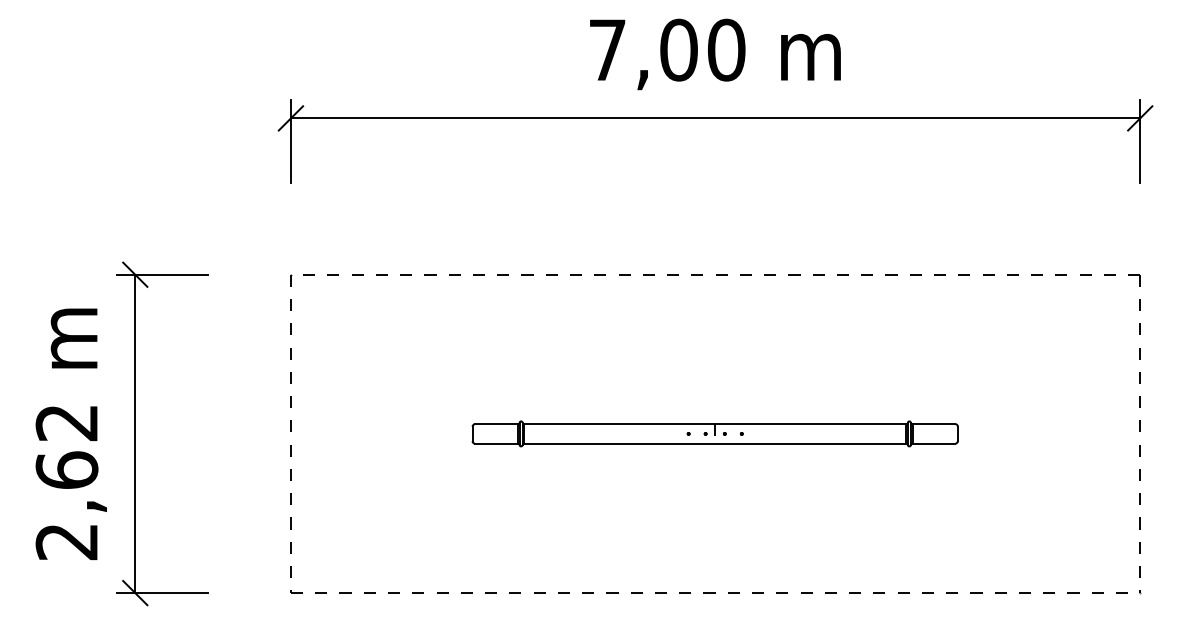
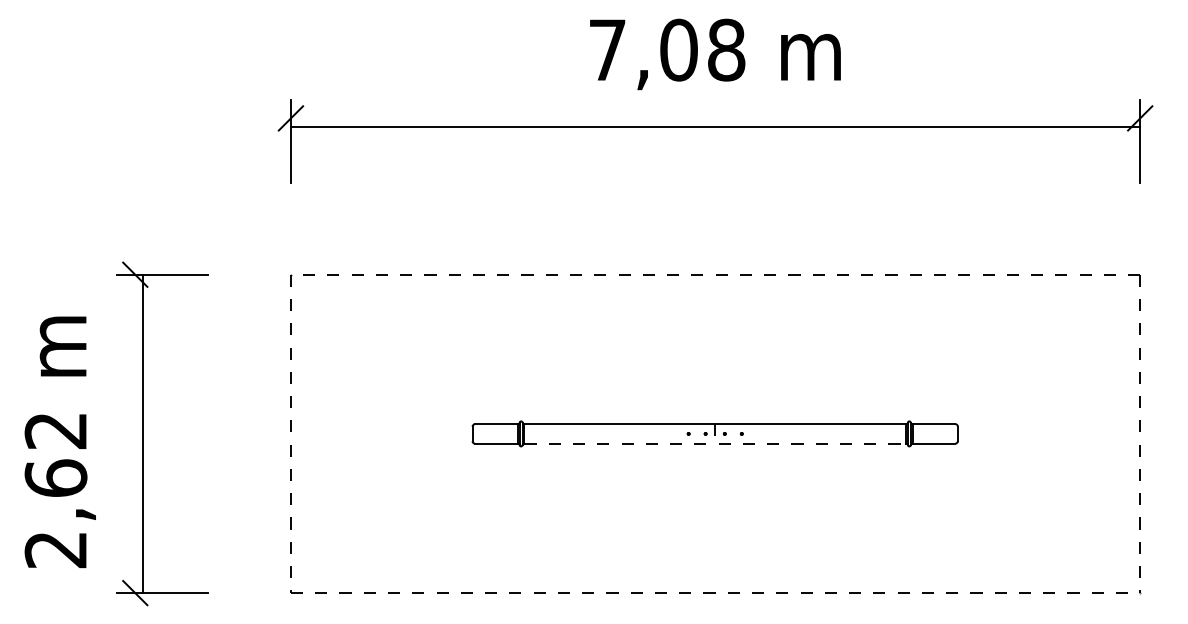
text: 7,00 -> 7,08 (726, 50)
line position: (715, 118) -> (715, 127) (715, 127)
text position: (70, 433) -> (59, 441) (59, 441)
line position: (135, 433) -> (143, 433) (143, 433)
line: solid -> dashed (715, 443)
